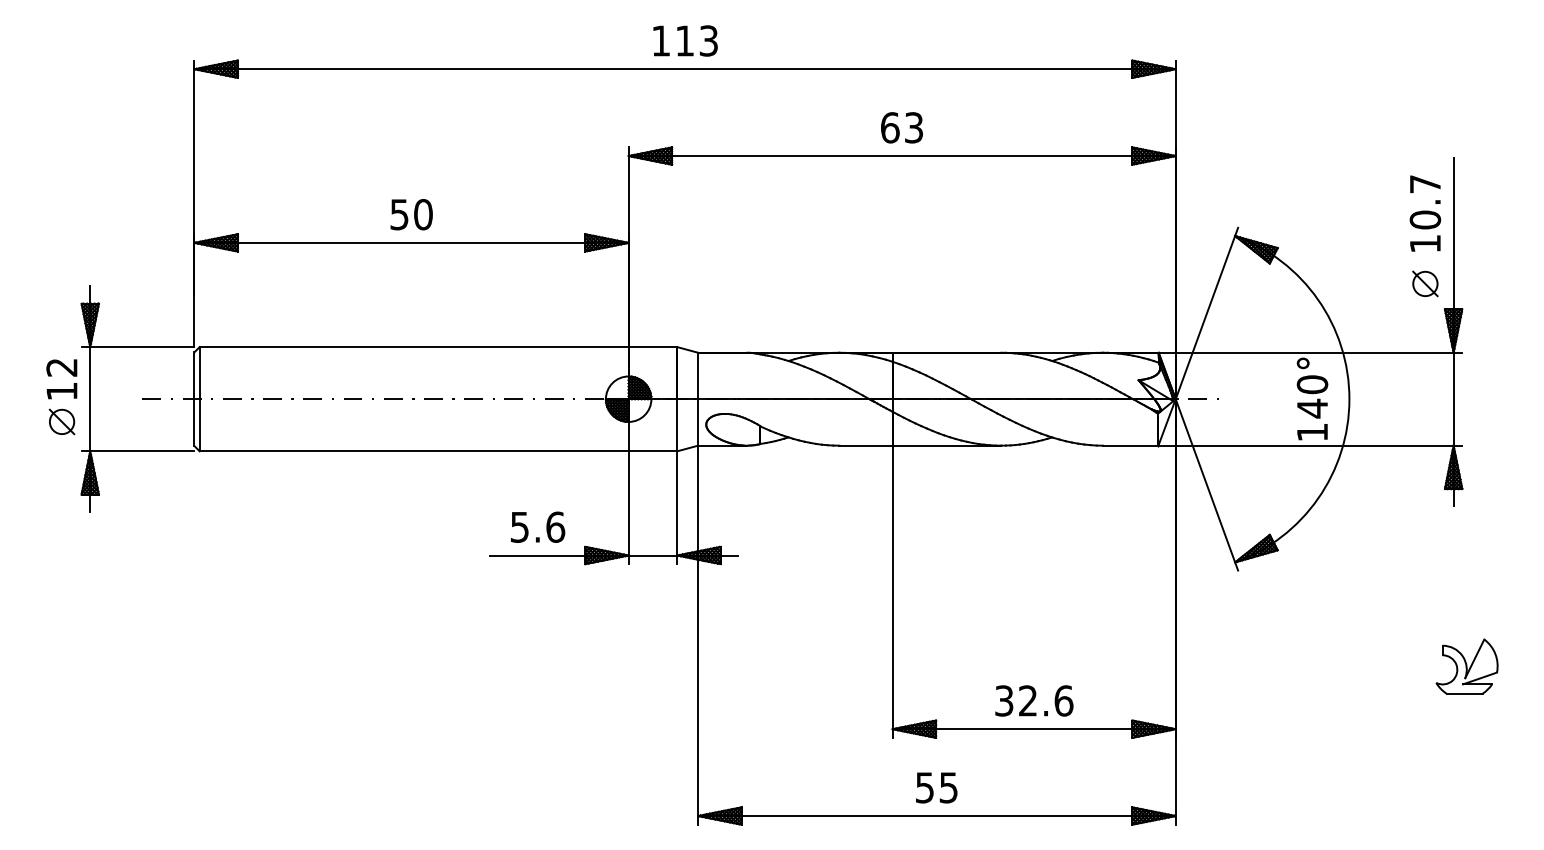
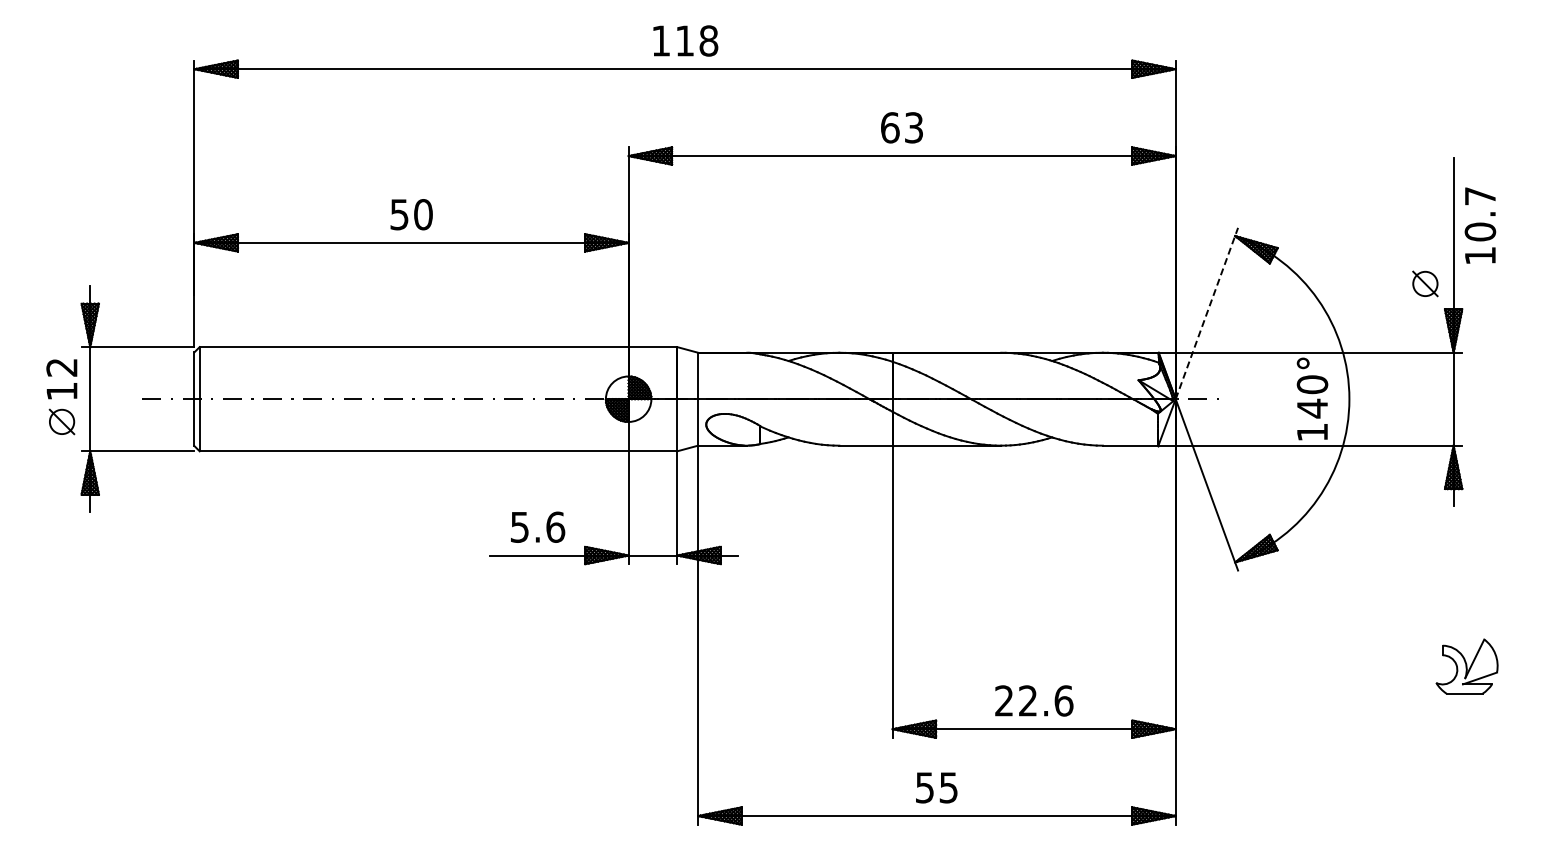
text: 113 -> 118 (708, 40)
text position: (1425, 213) -> (1480, 225) (1480, 225)
line: solid -> dashed (1207, 313)
text: 32.6 -> 22.6 (1004, 700)
